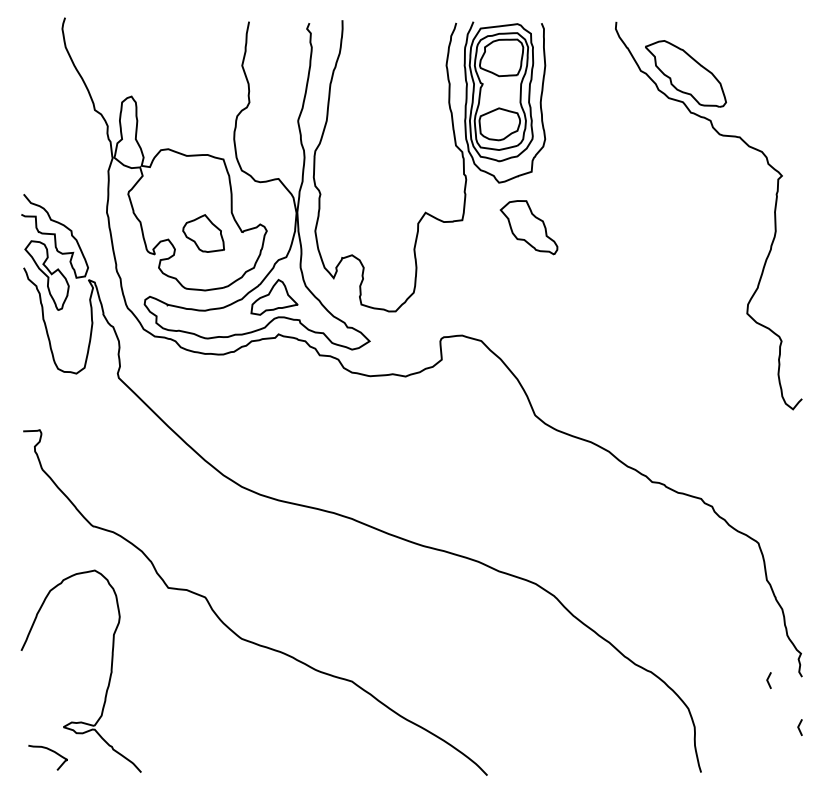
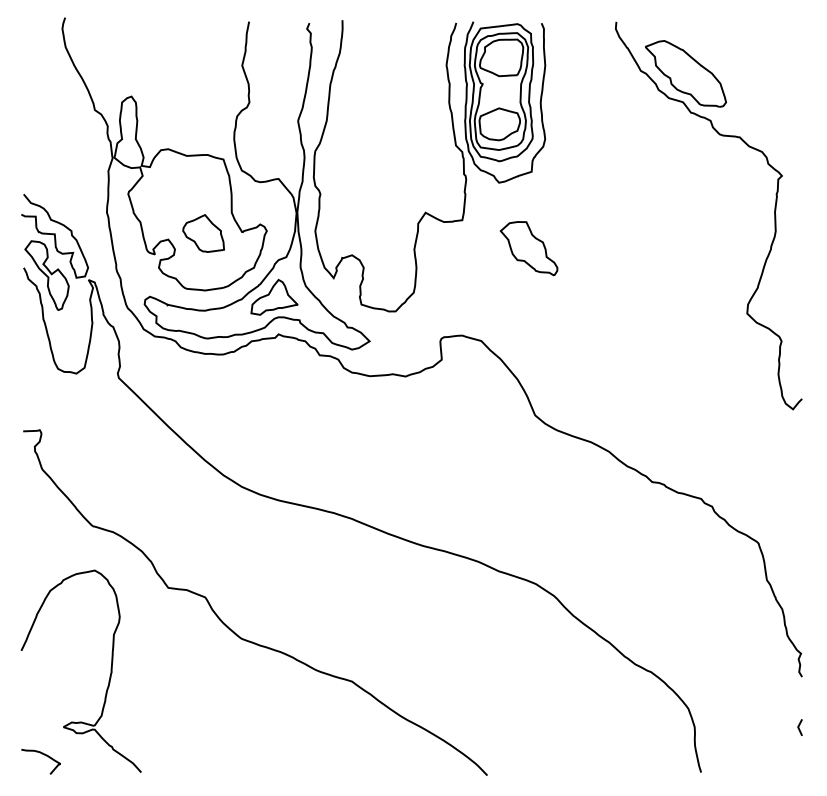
part position: (528, 227) -> (528, 248) (528, 248)
line: present -> none (768, 680)
curve position: (51, 751) -> (44, 755) (44, 755)
